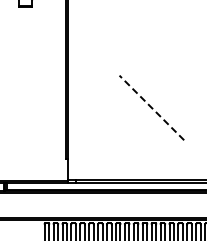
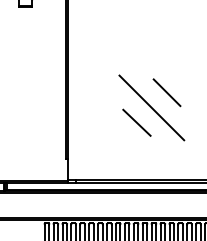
line: none -> present (166, 92)
line: dashed -> solid (151, 107)
line: none -> present (136, 122)
